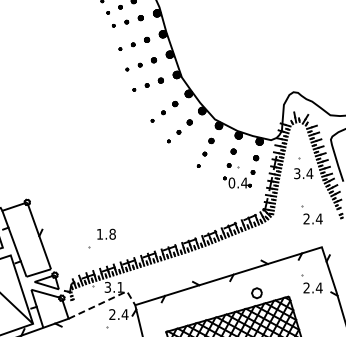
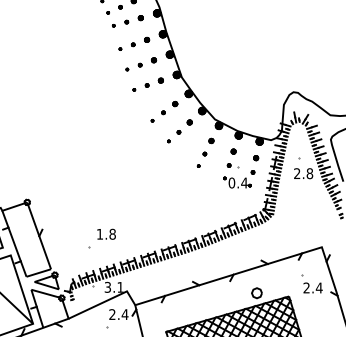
text: 3.4 -> 2.8 (303, 173)
part: present -> none (311, 214)
line: dashed -> solid (106, 301)
